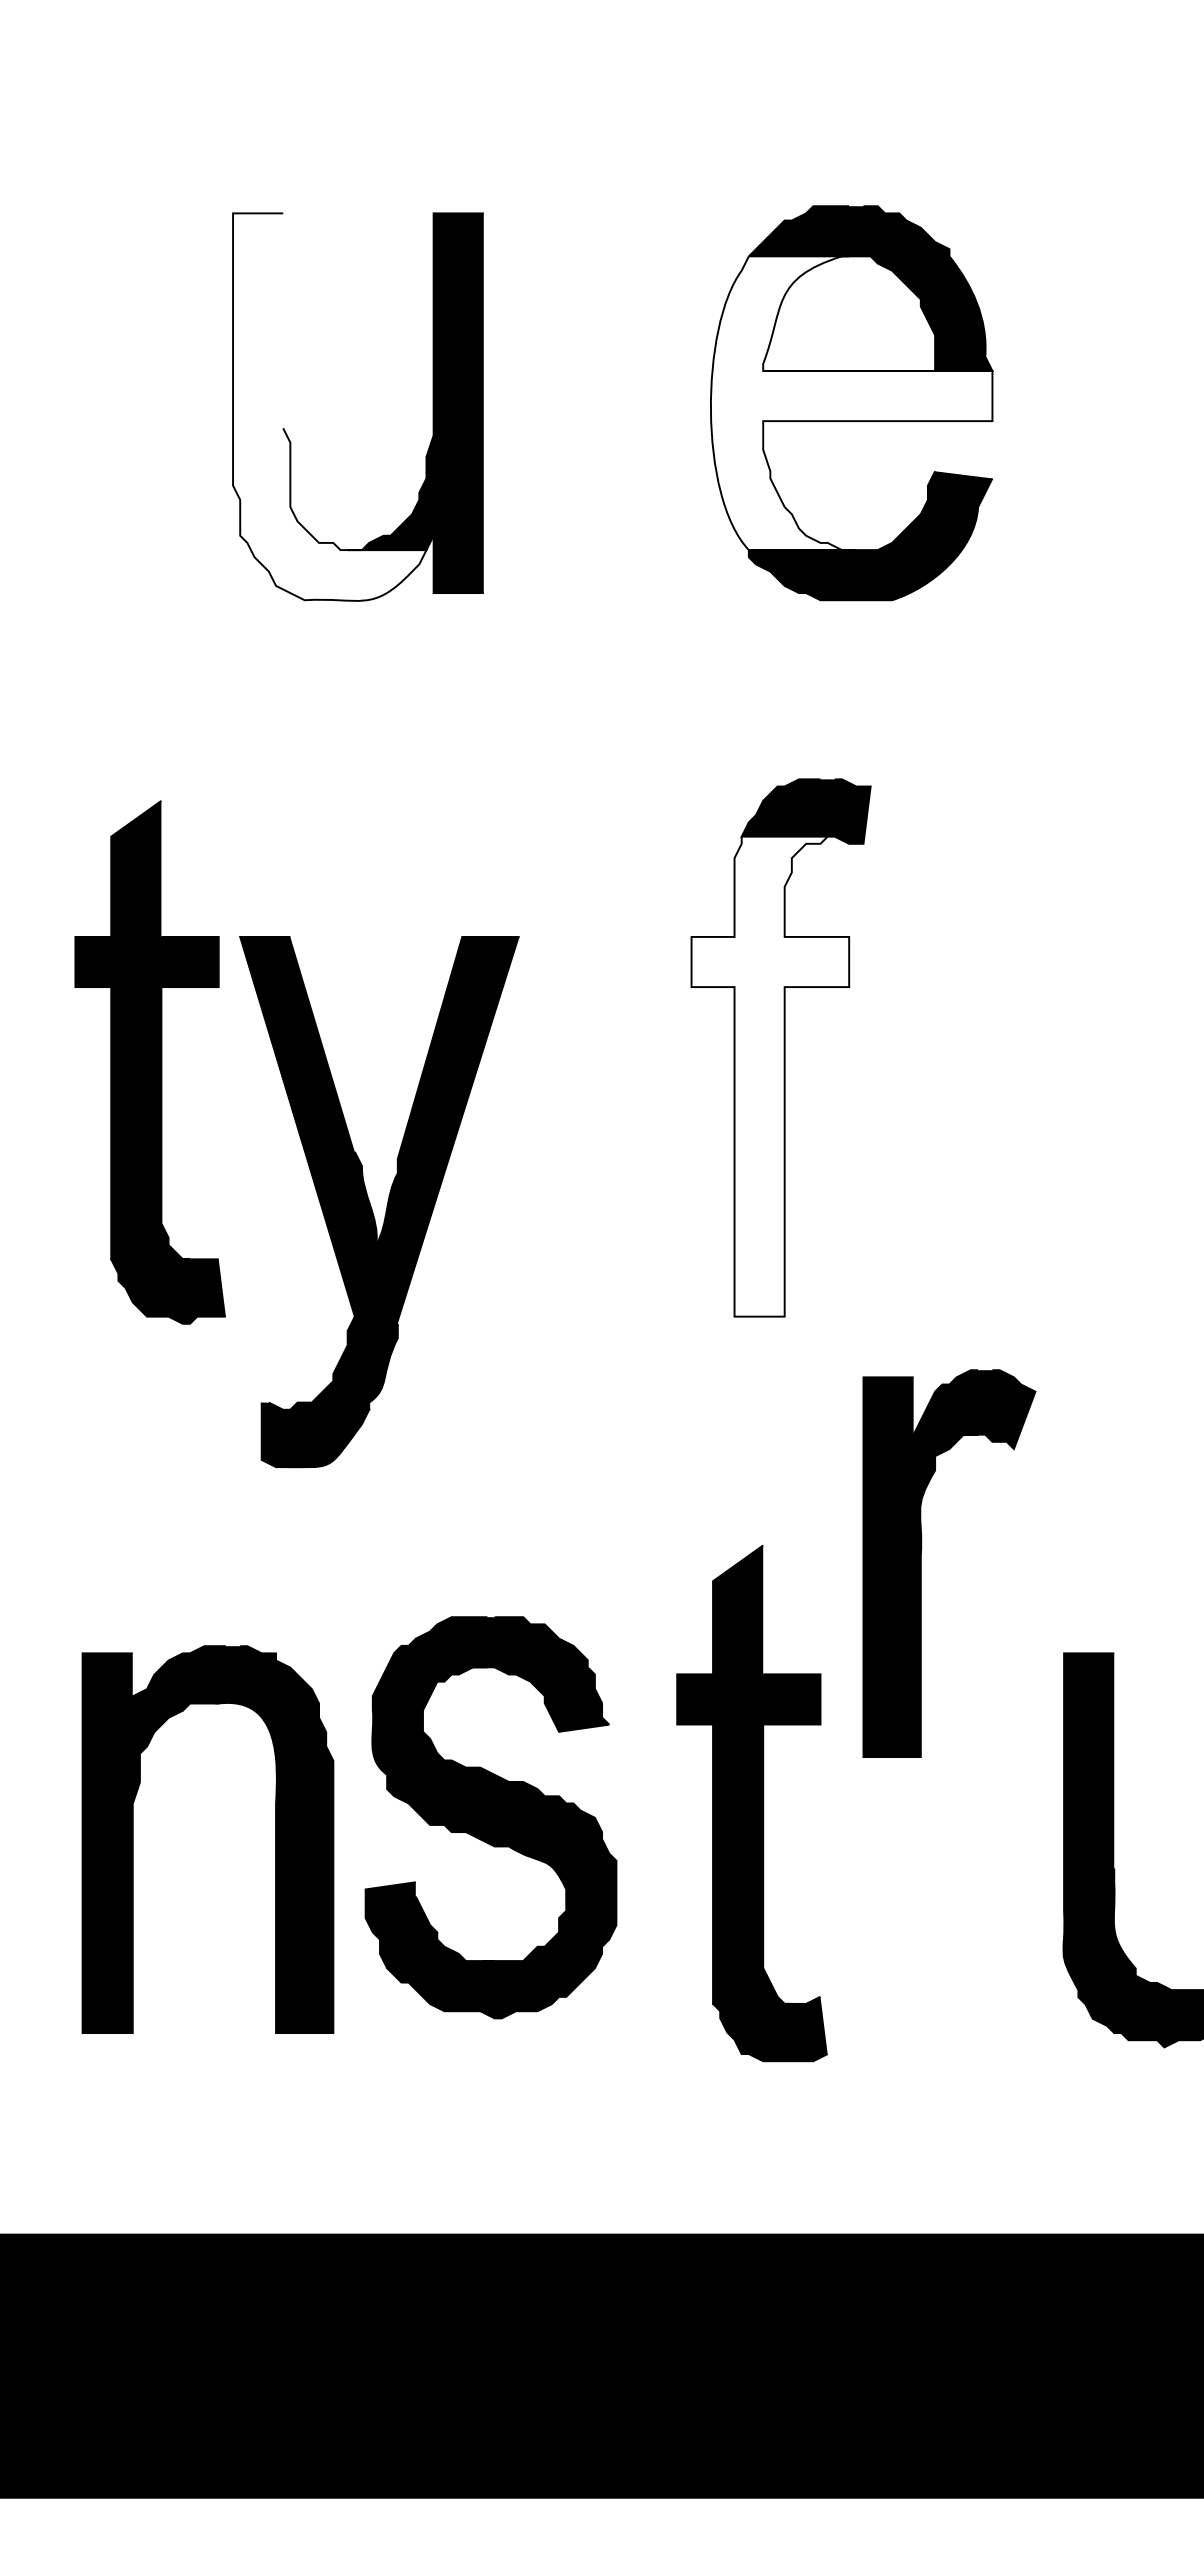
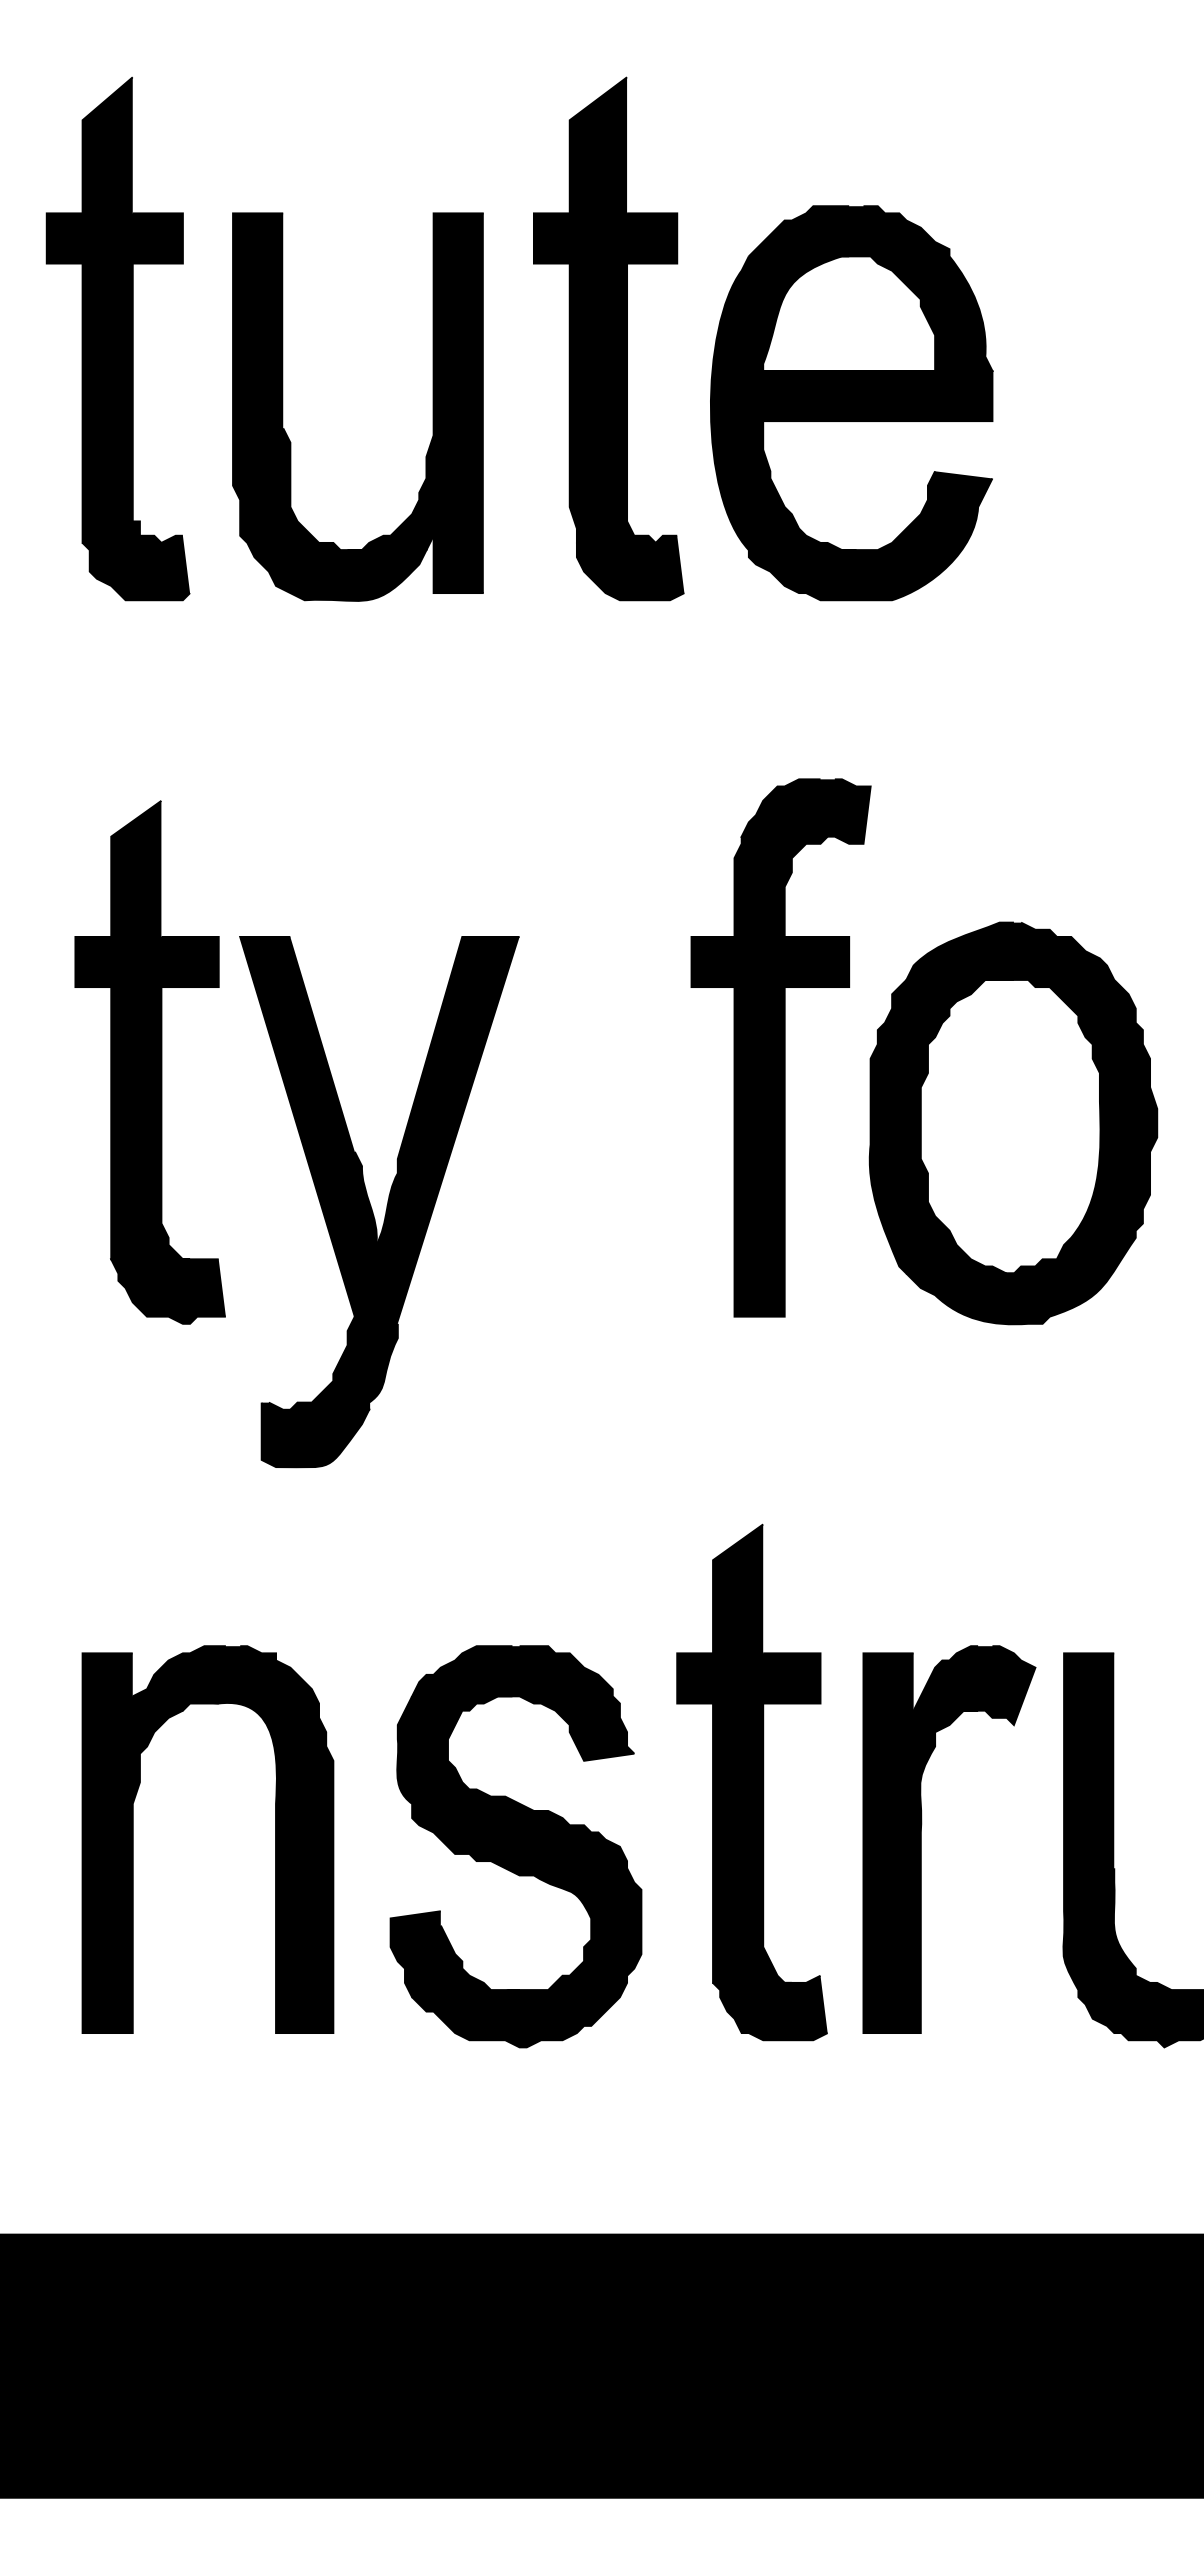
part: none -> present (117, 338)
part: none -> present (608, 338)
fill: none -> present (851, 403)
fill: none -> present (329, 406)
fill: none -> present (770, 1076)
part: none -> present (1013, 1123)
part position: (921, 1563) -> (921, 1839) (921, 1839)
part position: (751, 1803) -> (751, 1782) (751, 1782)
part position: (490, 1817) -> (515, 1846) (515, 1846)
